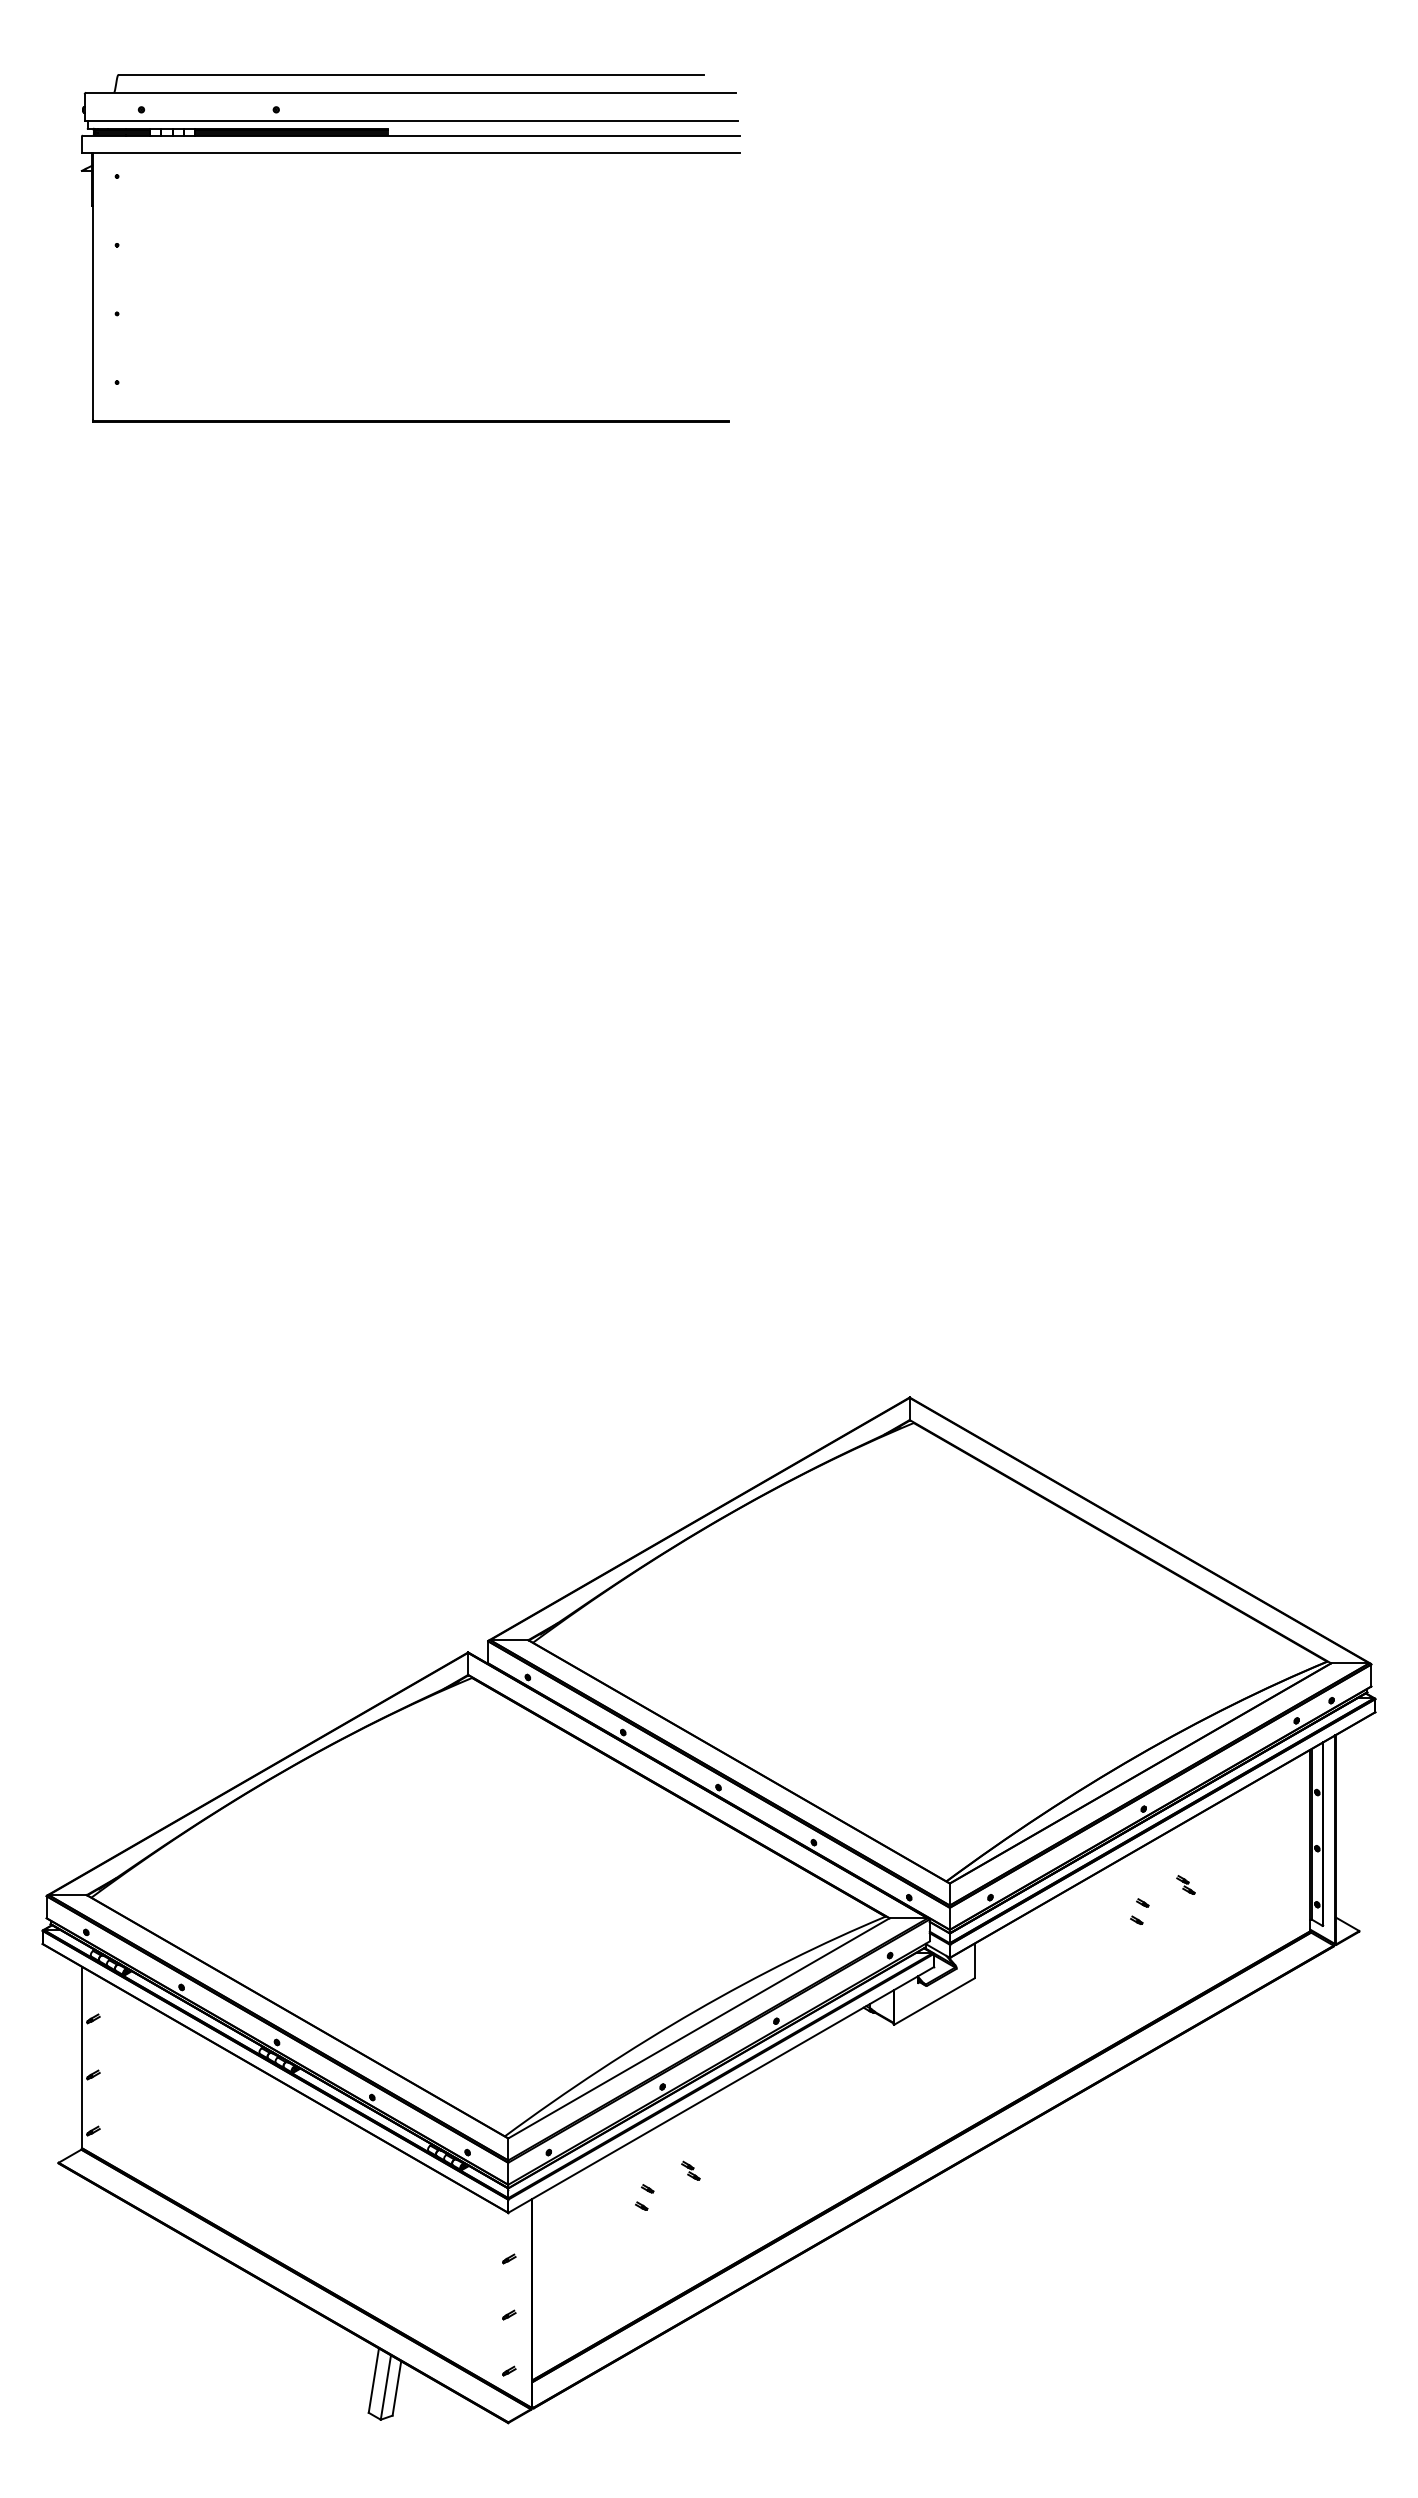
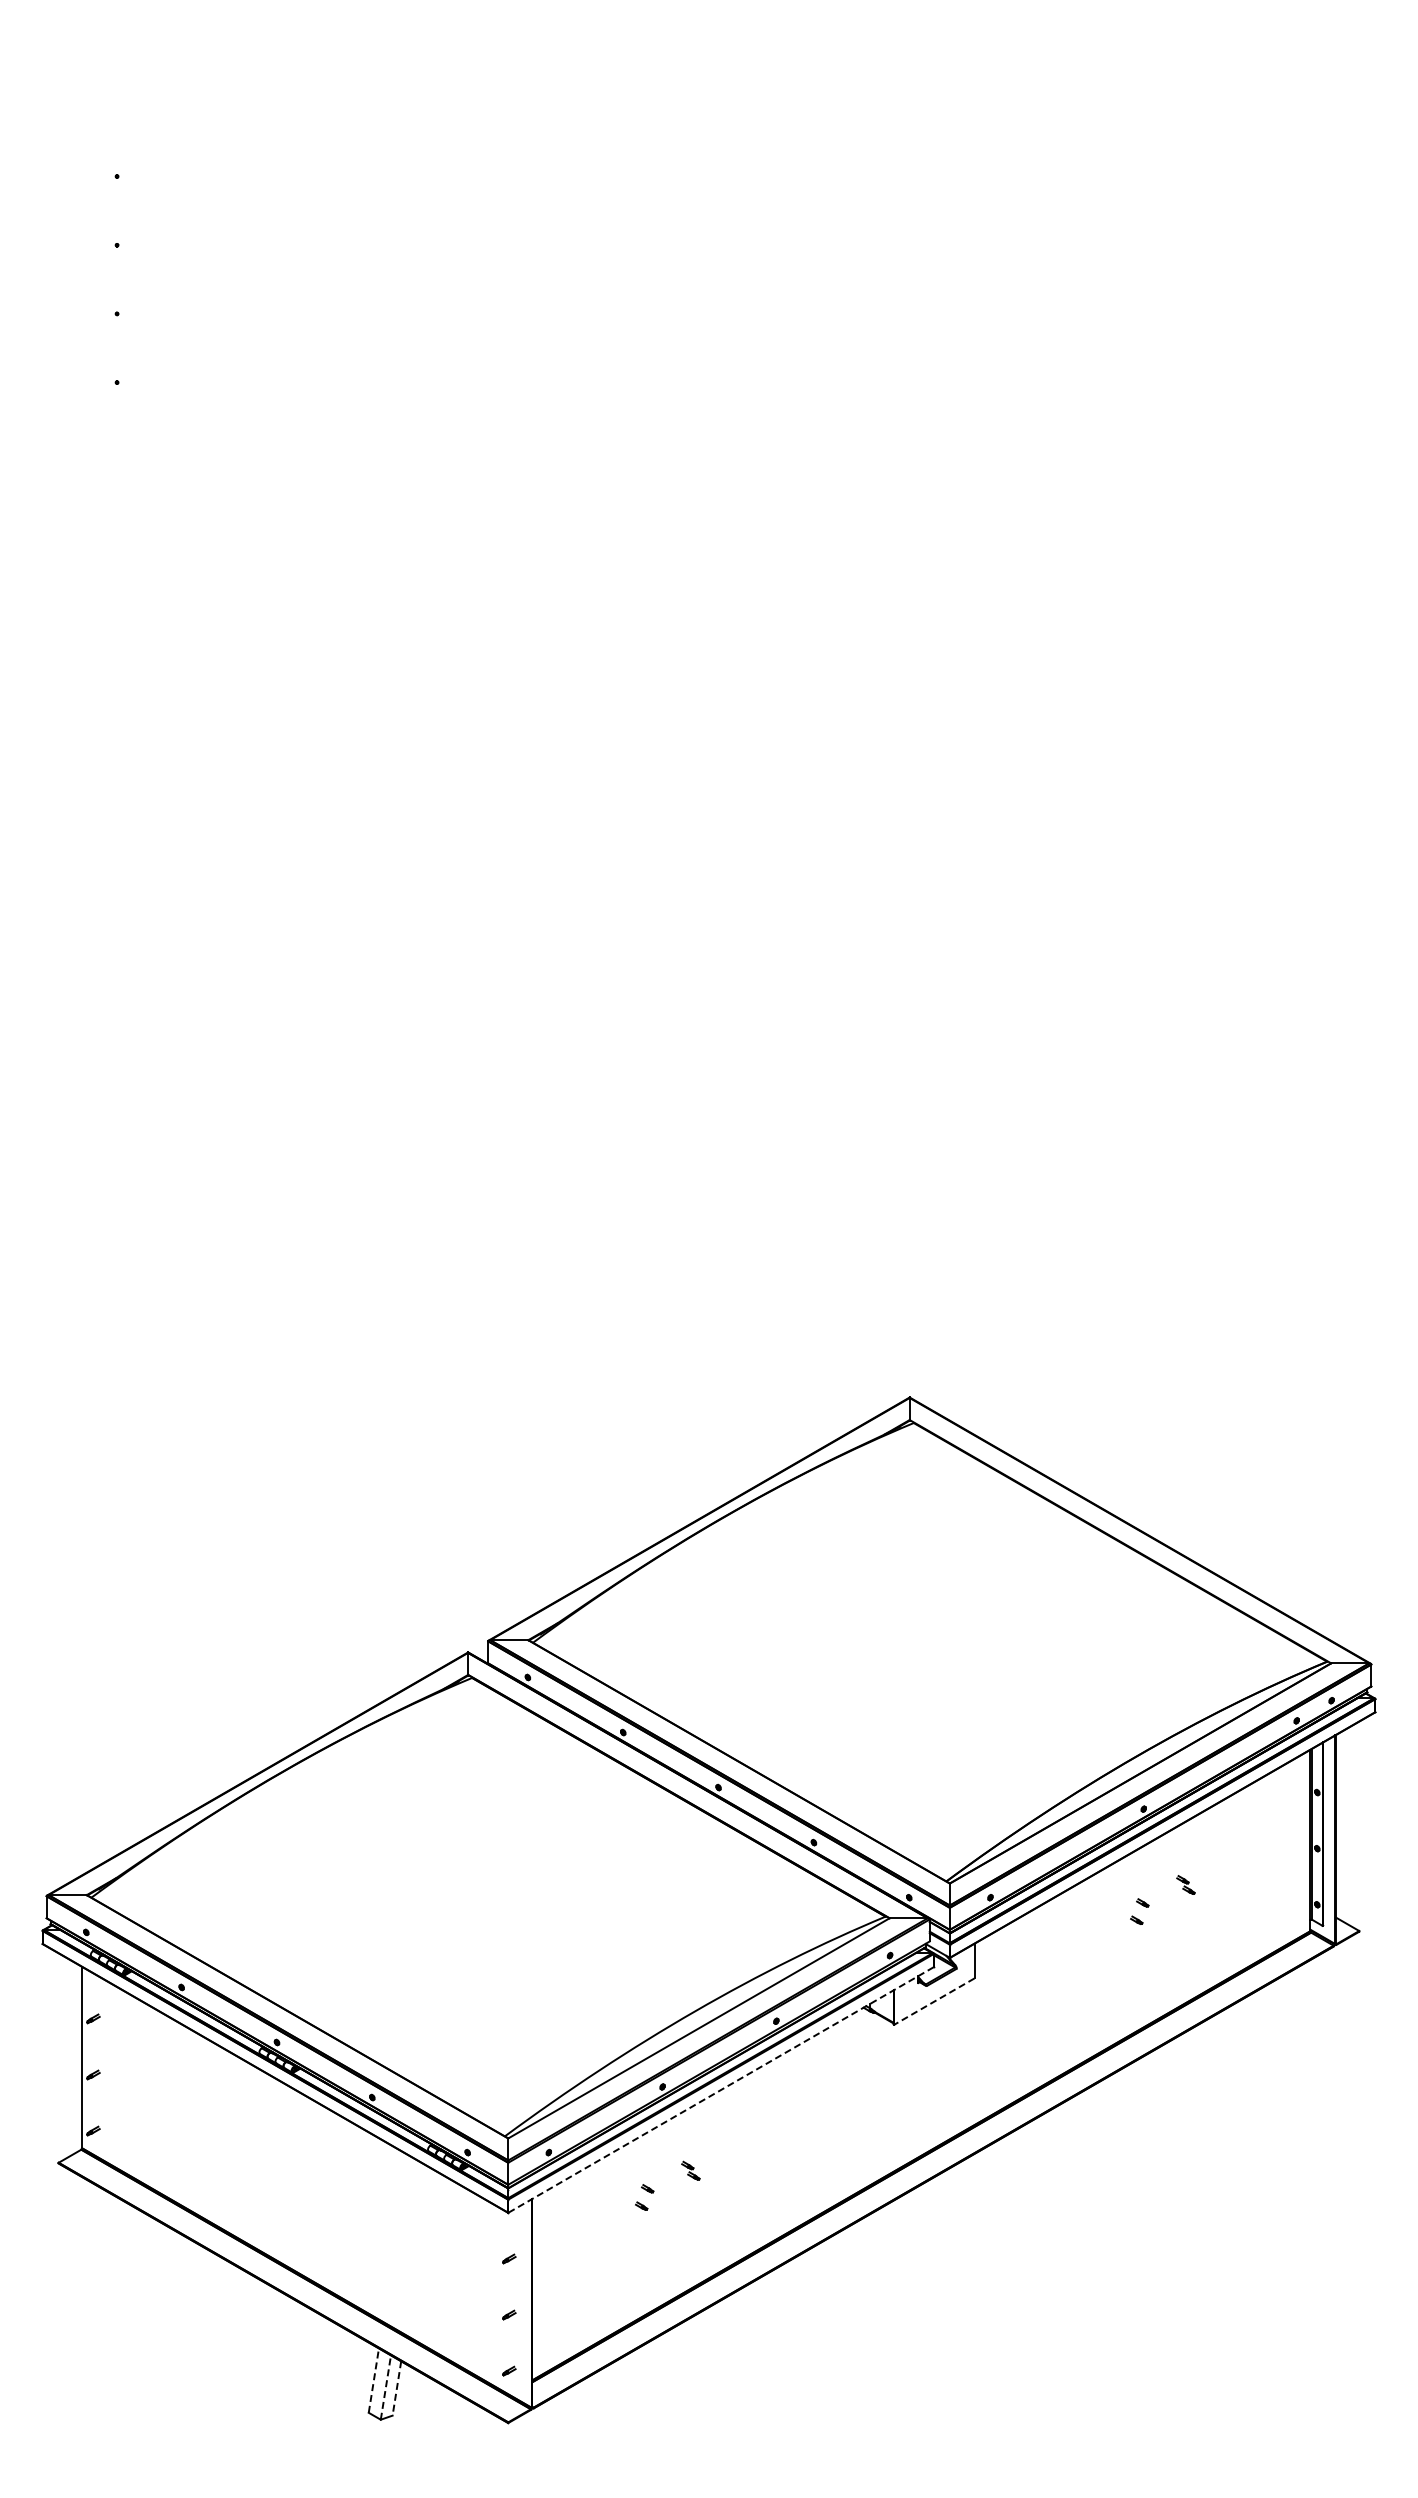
part: present -> none (410, 153)
line: solid -> dashed (933, 2001)
line: solid -> dashed (721, 2090)
line: solid -> dashed (373, 2380)
line: solid -> dashed (385, 2387)
line: solid -> dashed (396, 2388)
